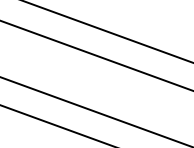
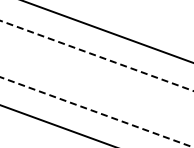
line: solid -> dashed (97, 55)
line: solid -> dashed (96, 112)
